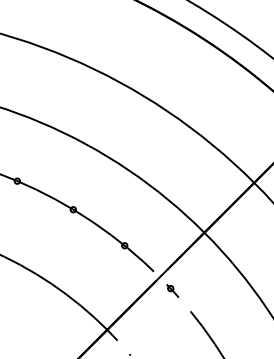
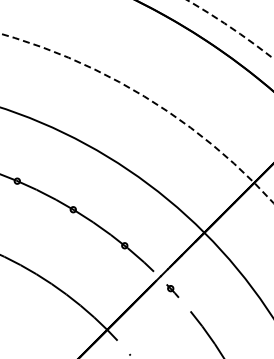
arc: solid -> dashed (231, 28)
circle: solid -> dashed (136, 118)
